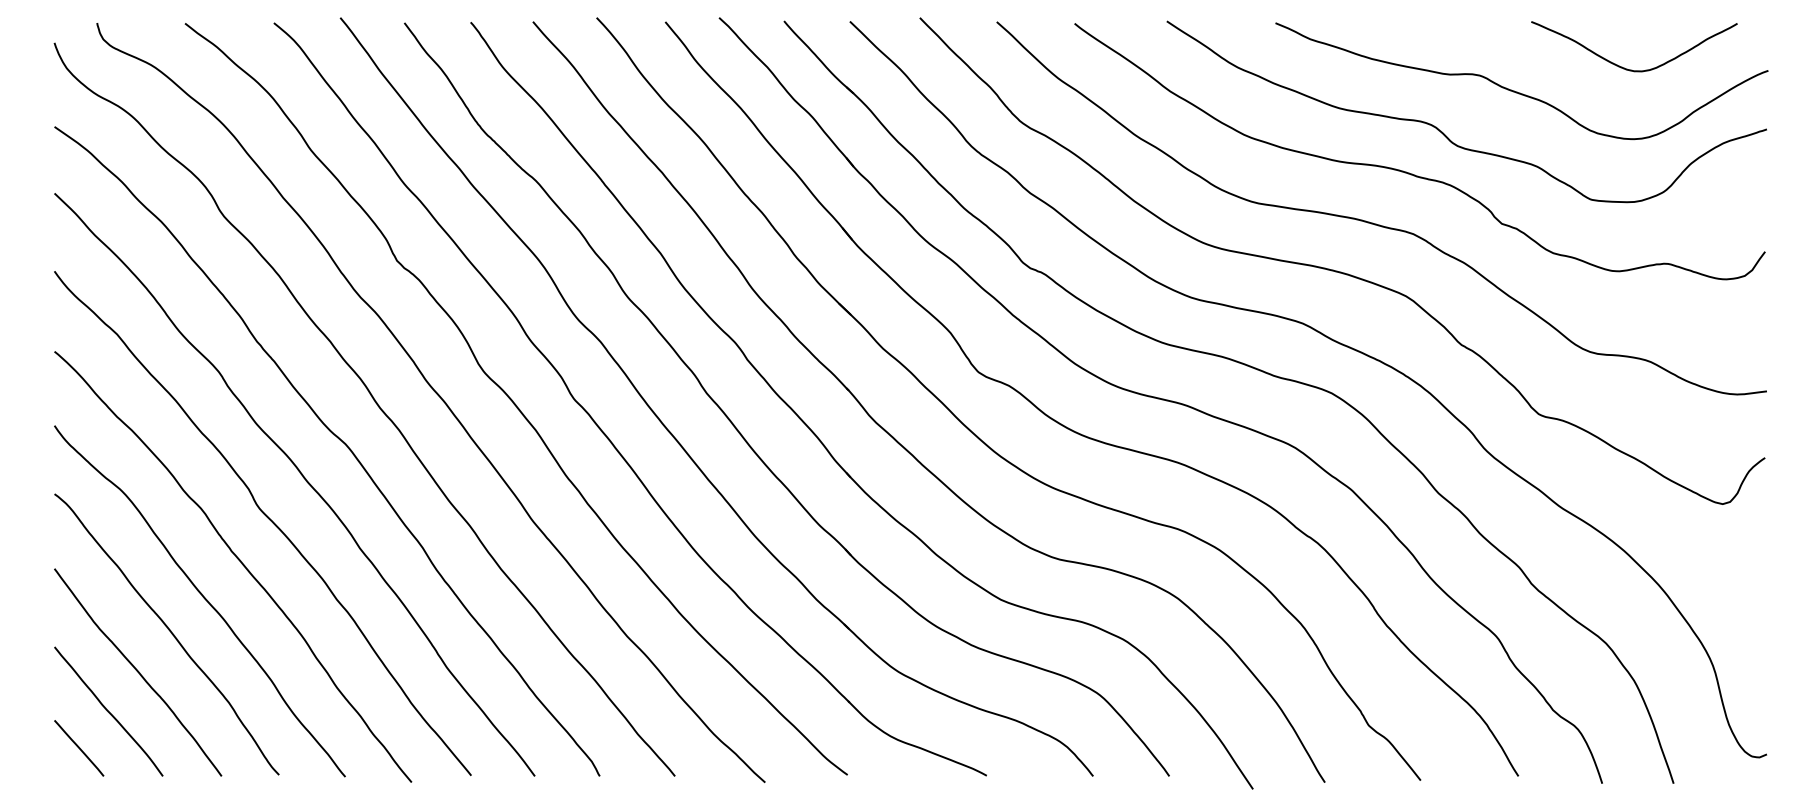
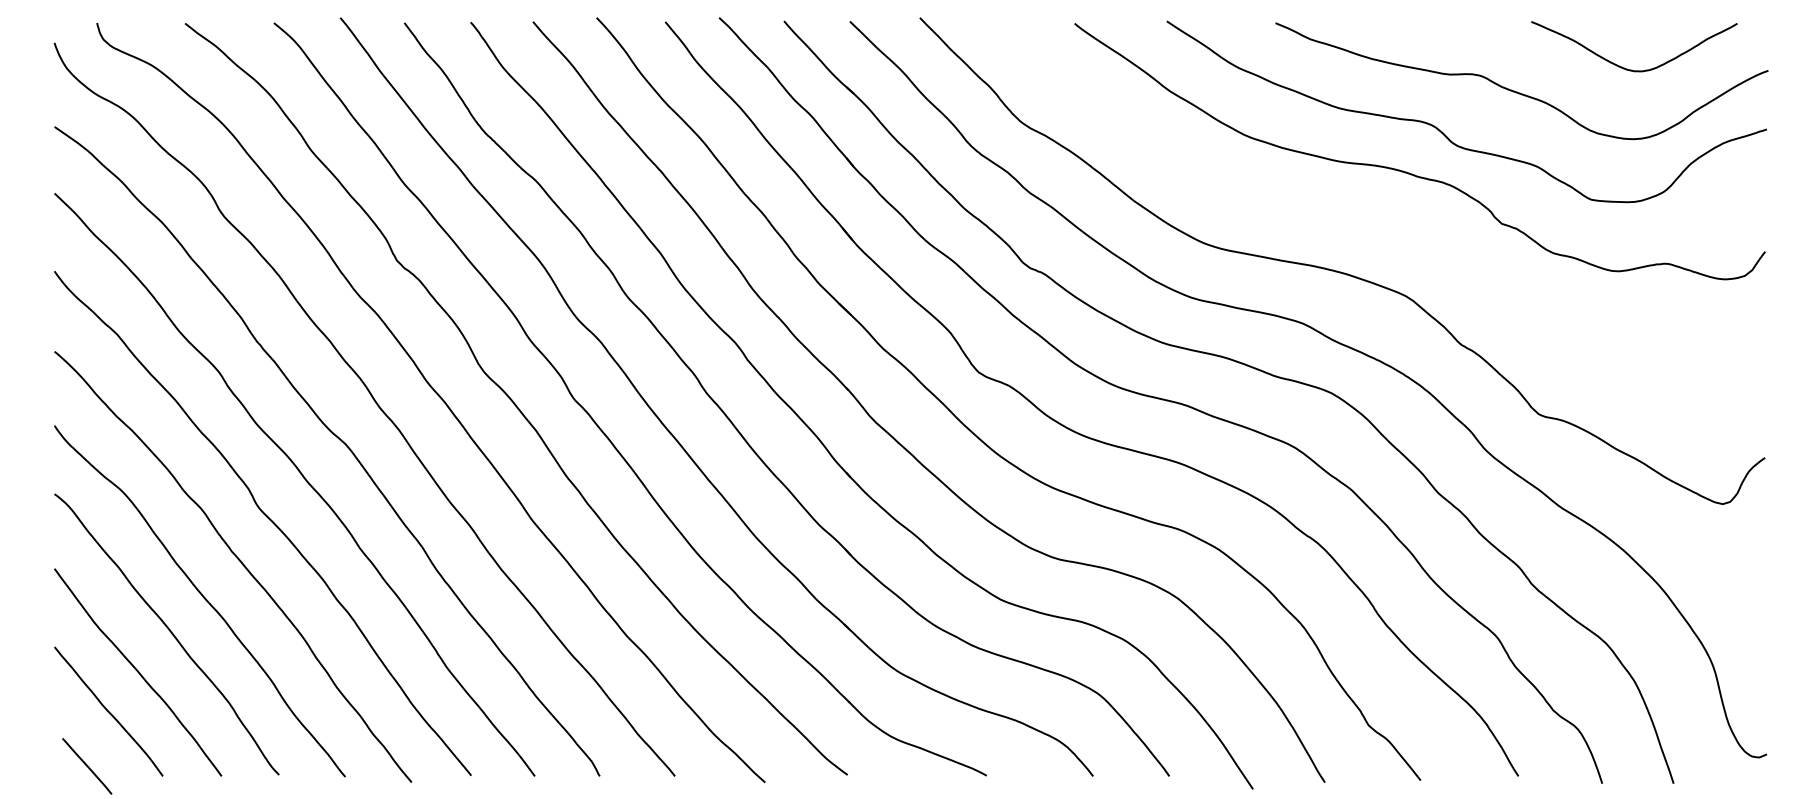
curve: present -> none (1376, 223)
line position: (79, 748) -> (87, 766) (87, 766)
